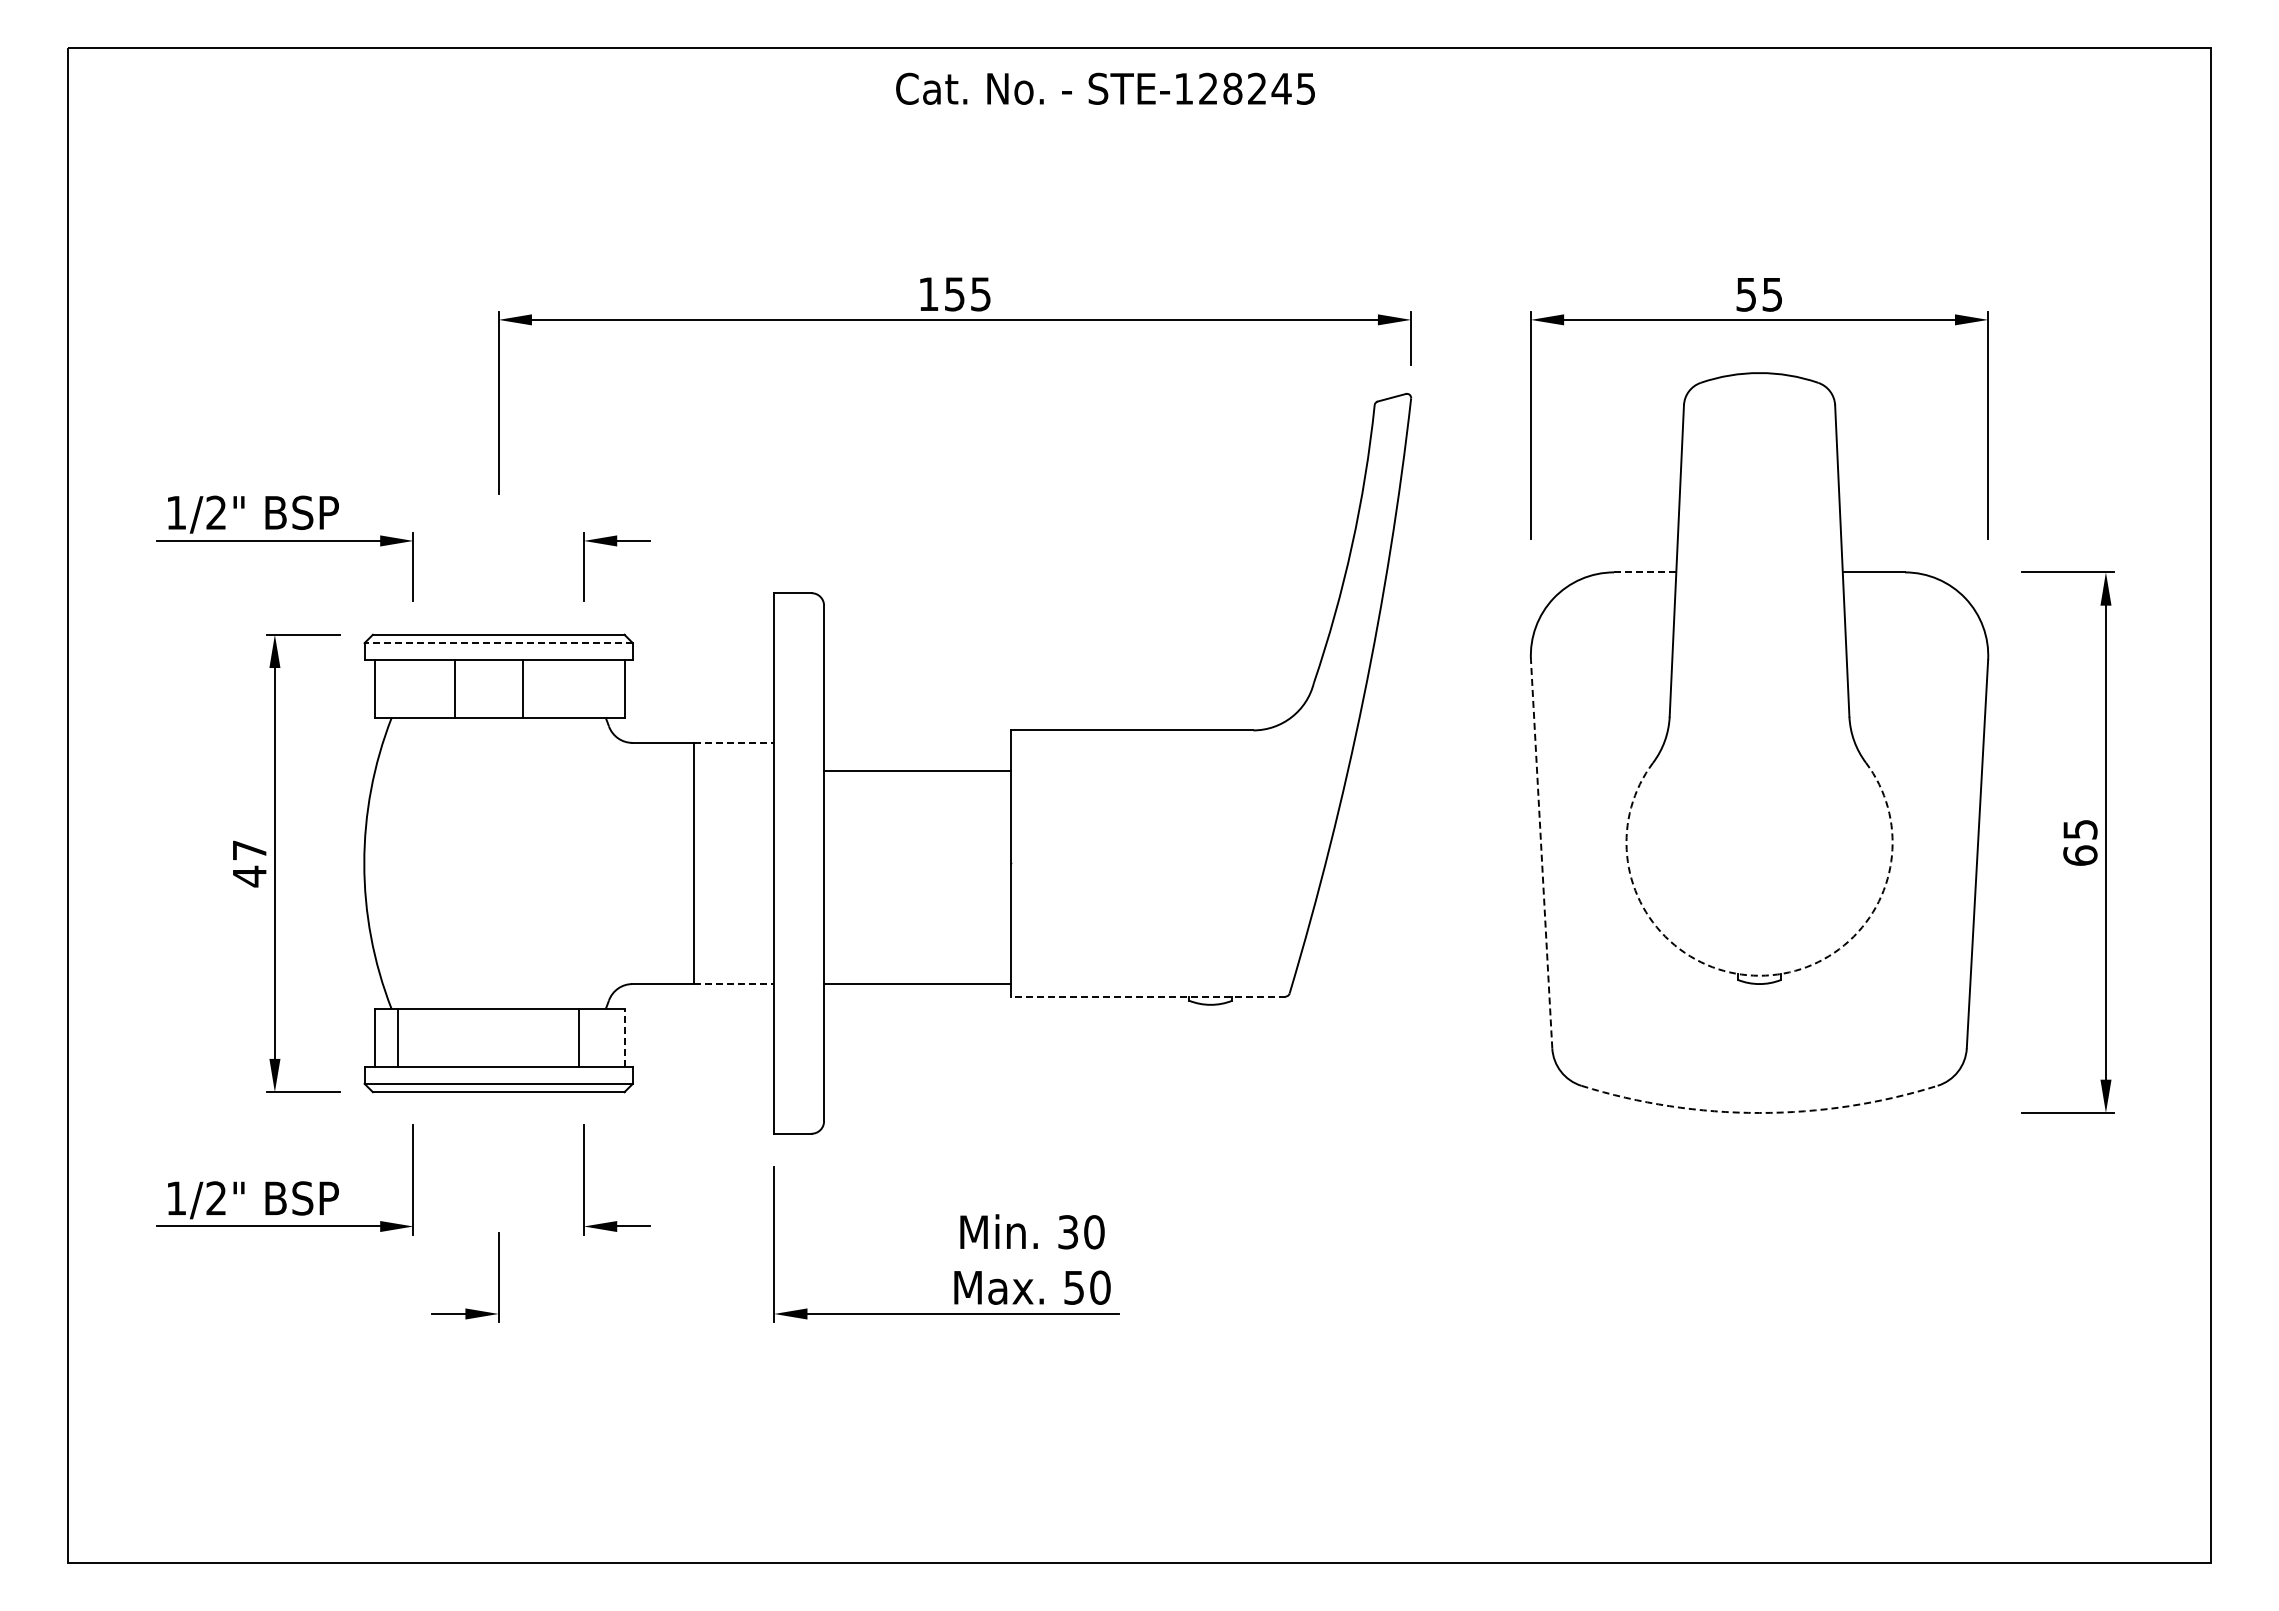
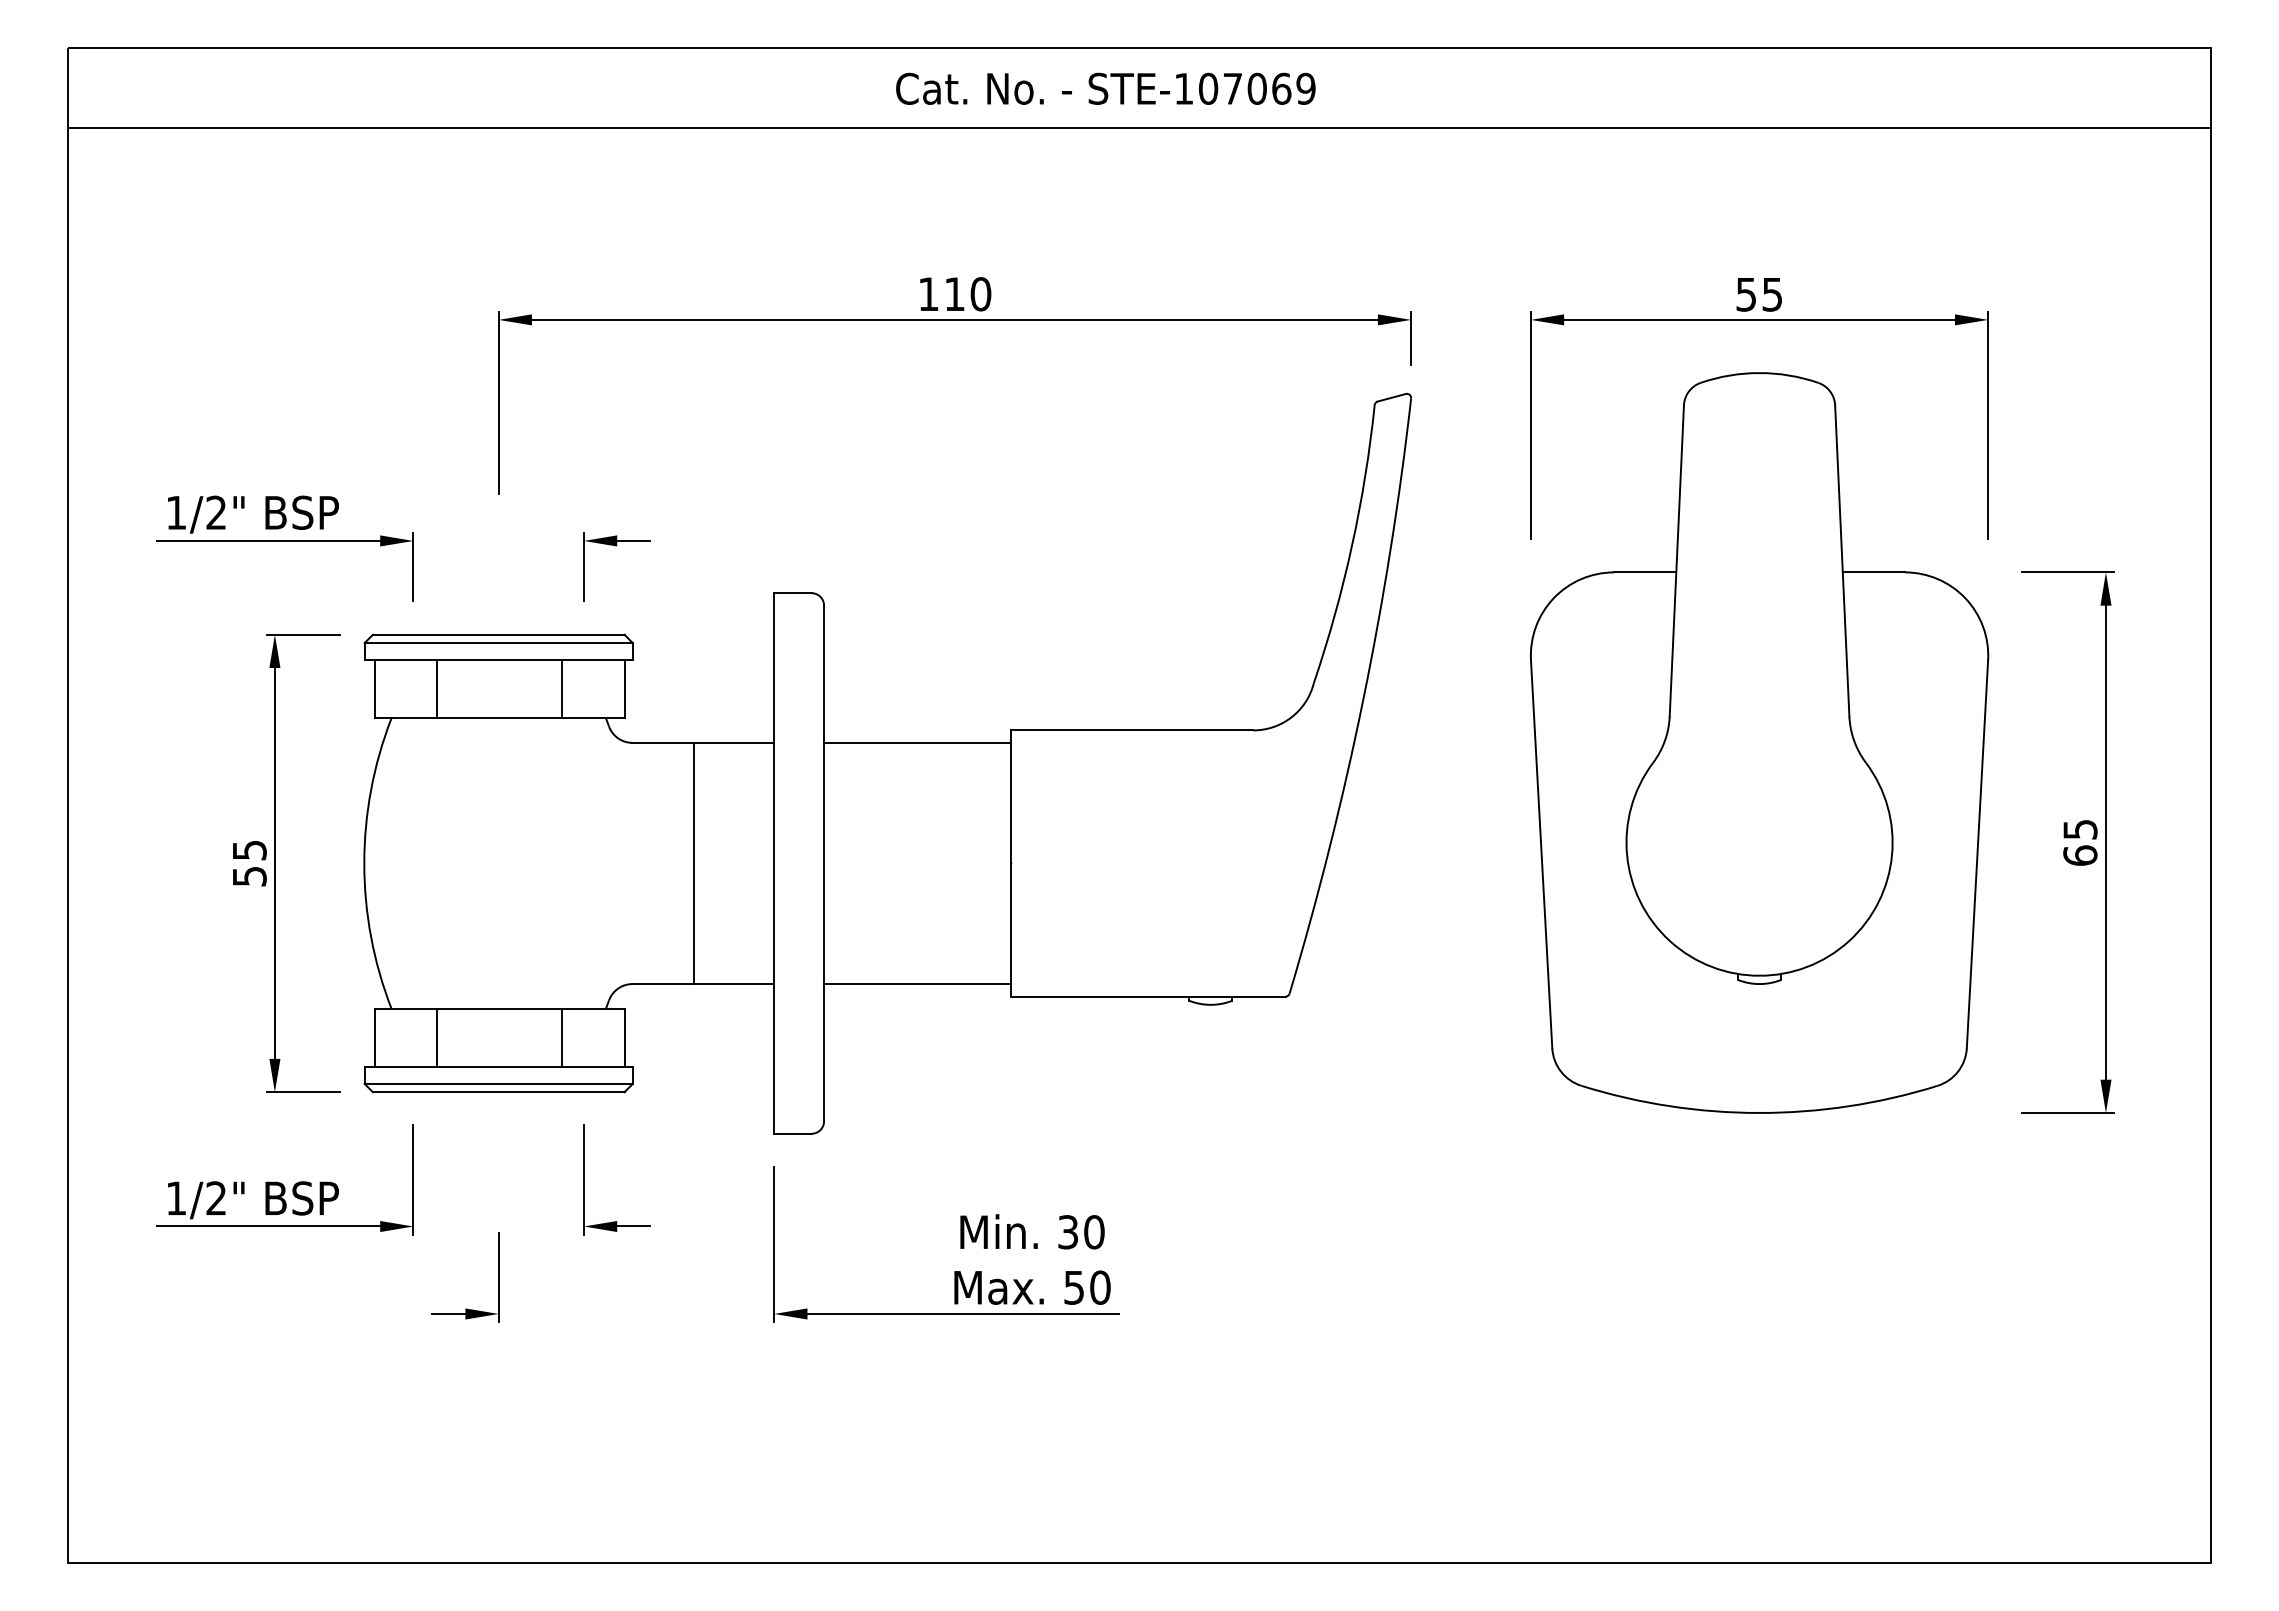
text: STE-128245 -> STE-107069 (1257, 88)
line: none -> present (1139, 128)
text: 155 -> 110 (968, 294)
line: dashed -> solid (1645, 572)
line: dashed -> solid (498, 643)
line position: (455, 688) -> (437, 688) (437, 688)
line position: (523, 688) -> (562, 688) (562, 688)
line: dashed -> solid (734, 742)
line position: (917, 770) -> (917, 742) (917, 742)
line: dashed -> solid (1541, 853)
text: 47 -> 55 (249, 863)
arc: dashed -> solid (1759, 975)
line: dashed -> solid (734, 984)
line: dashed -> solid (1147, 996)
line position: (398, 1037) -> (437, 1037) (437, 1037)
line position: (579, 1037) -> (562, 1037) (562, 1037)
line: dashed -> solid (624, 1037)
arc: dashed -> solid (1759, 1112)
